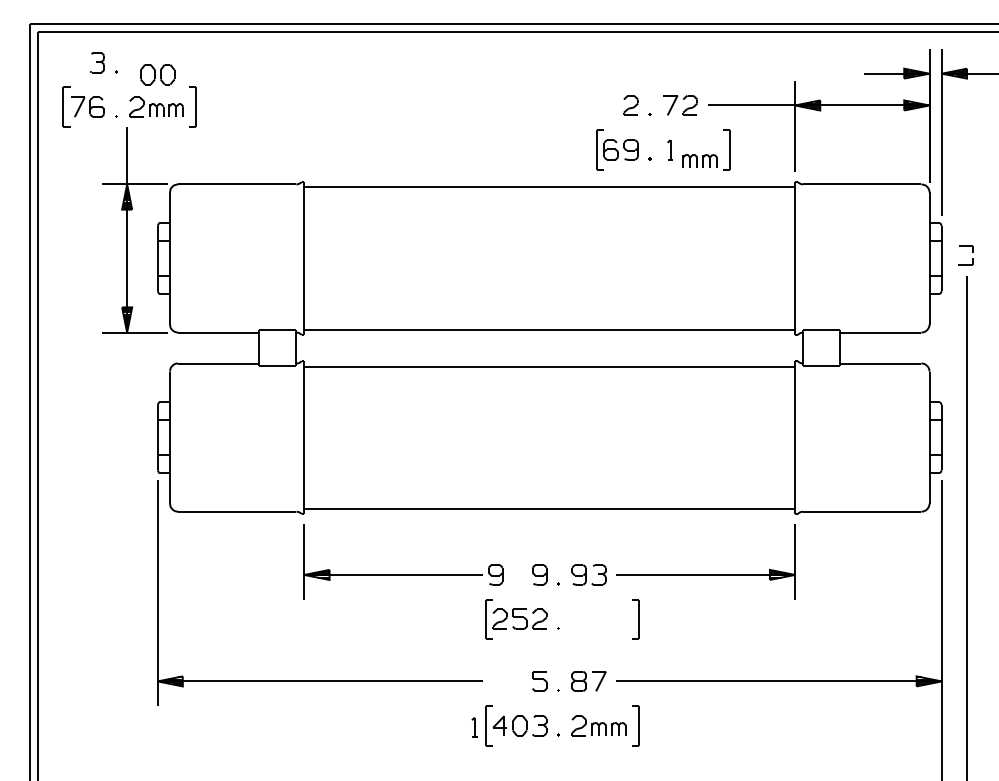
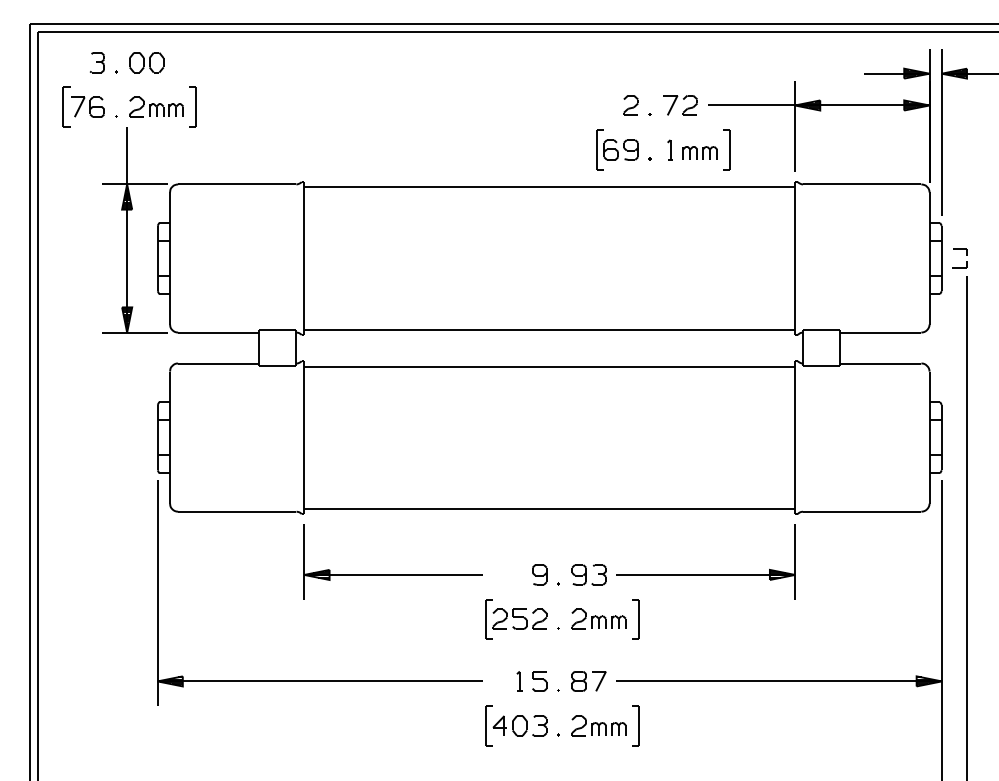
part position: (157, 74) -> (146, 62) (146, 62)
part position: (699, 160) -> (699, 152) (699, 152)
part position: (972, 252) -> (966, 255) (966, 255)
part: present -> none (495, 574)
part: none -> present (598, 618)
part position: (474, 727) -> (519, 681) (519, 681)
